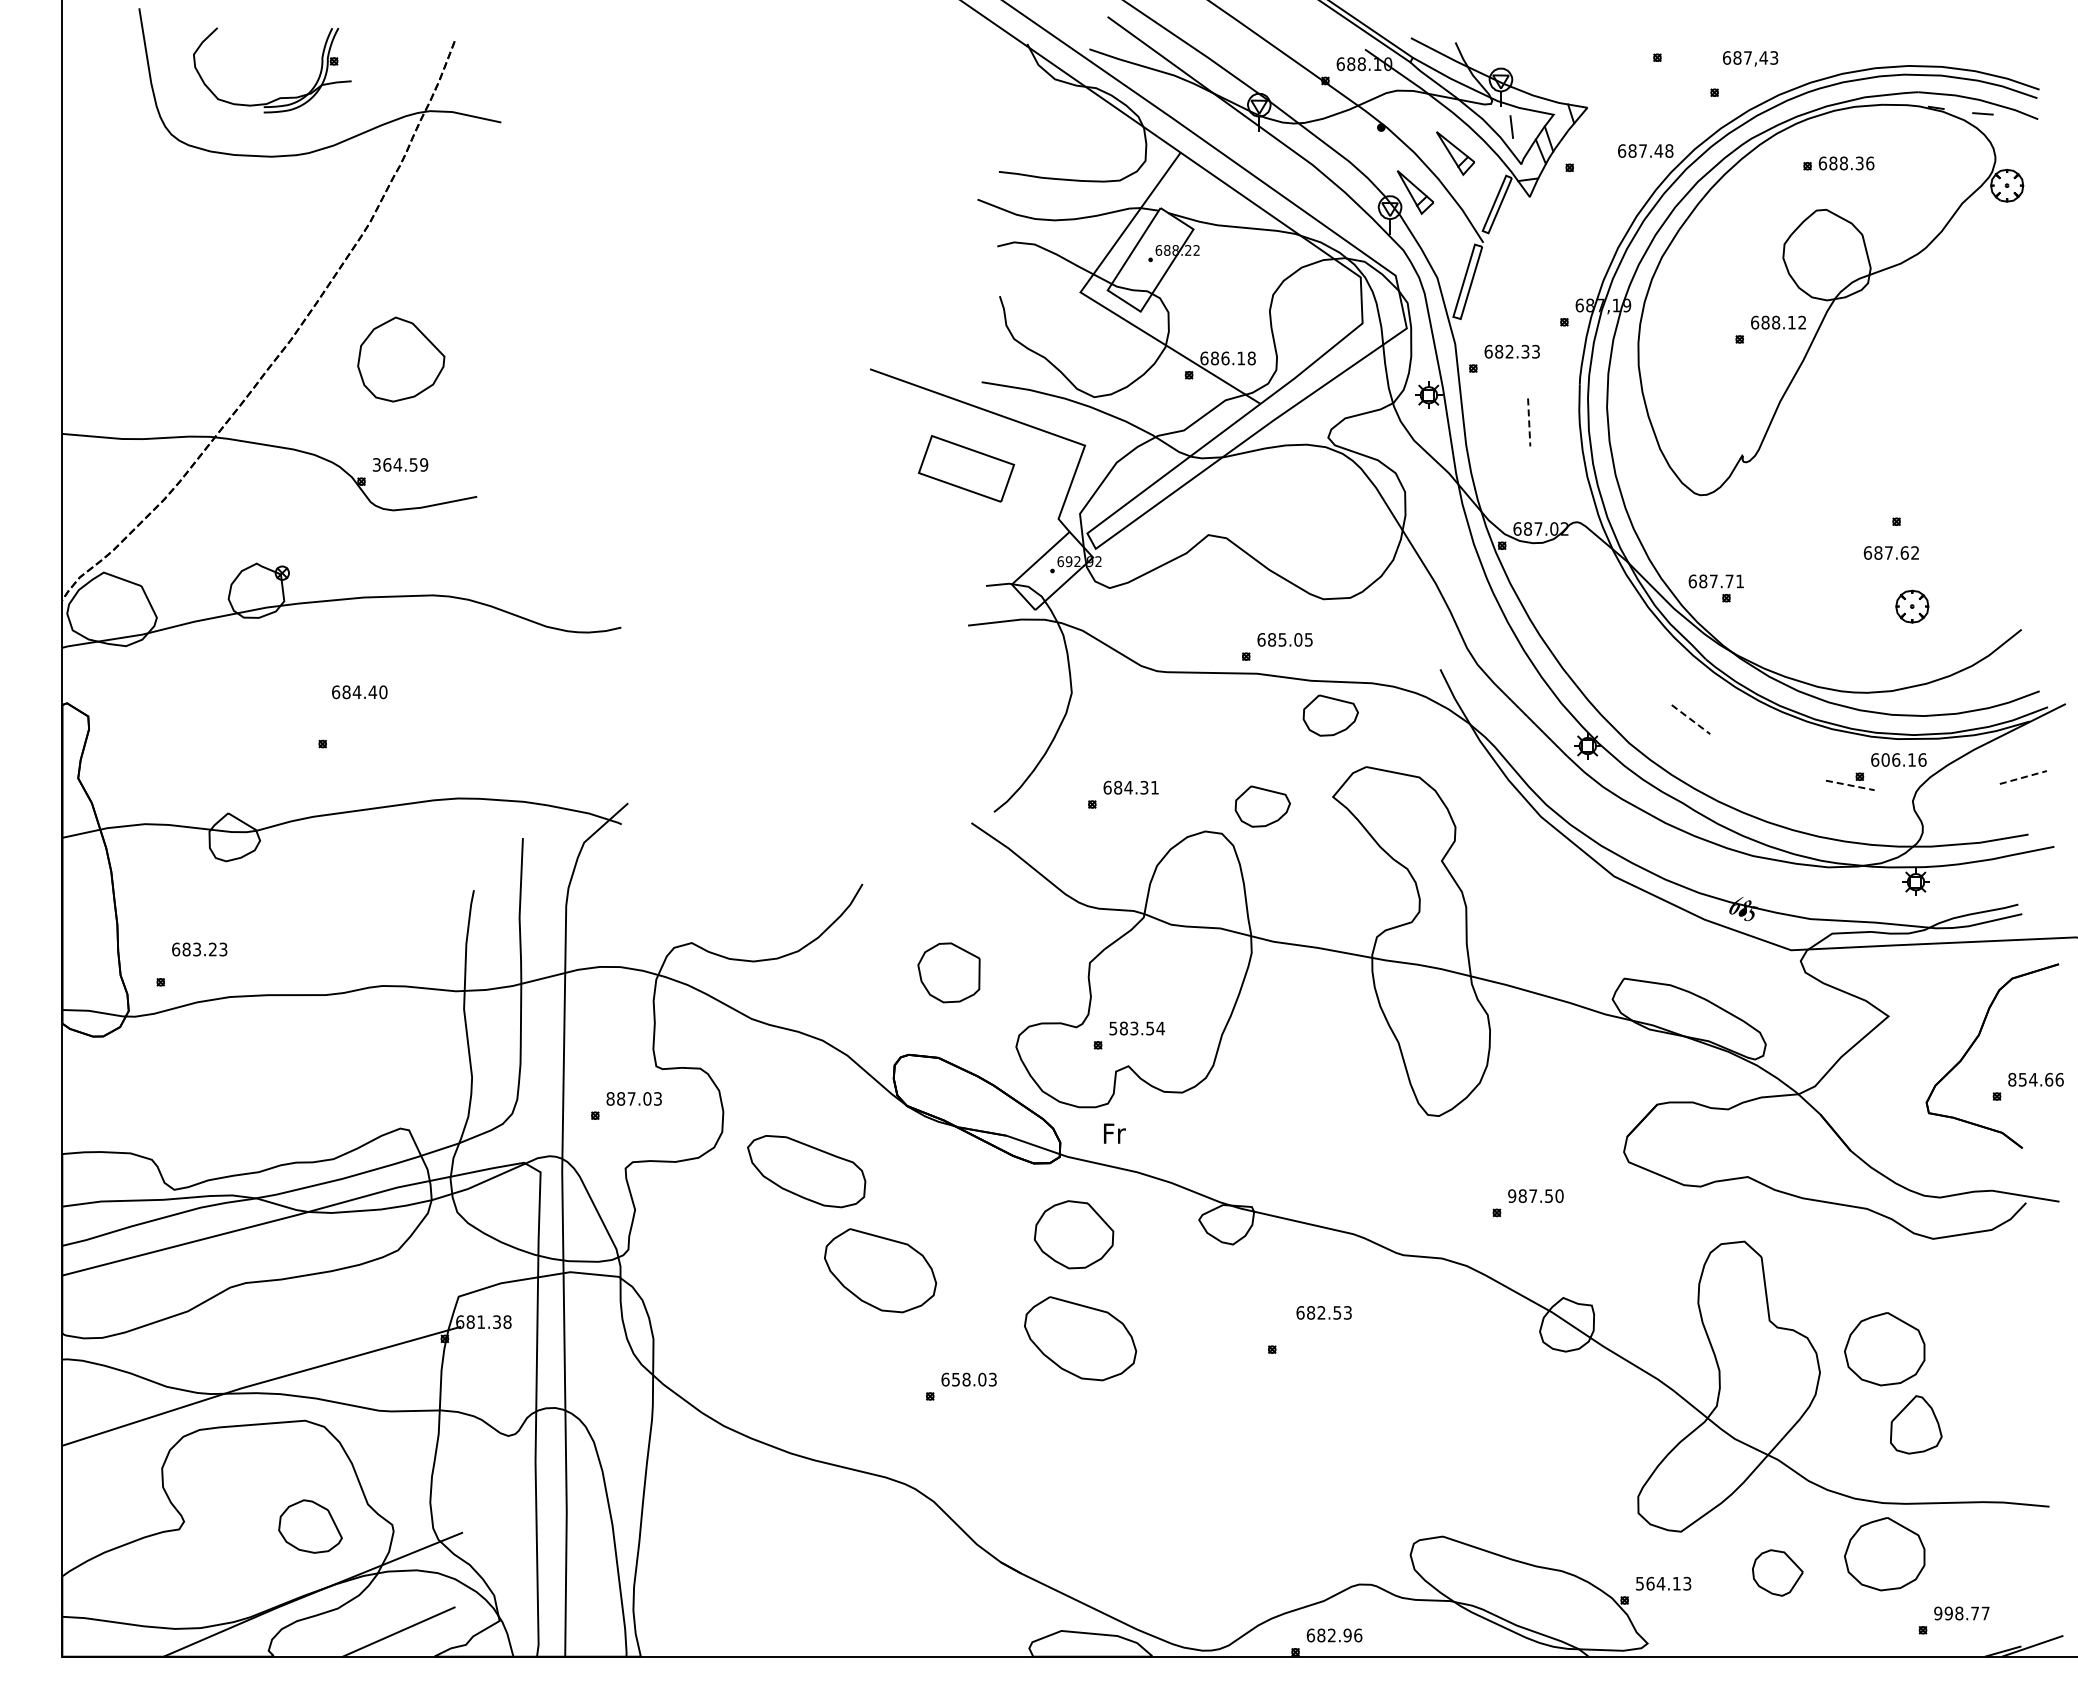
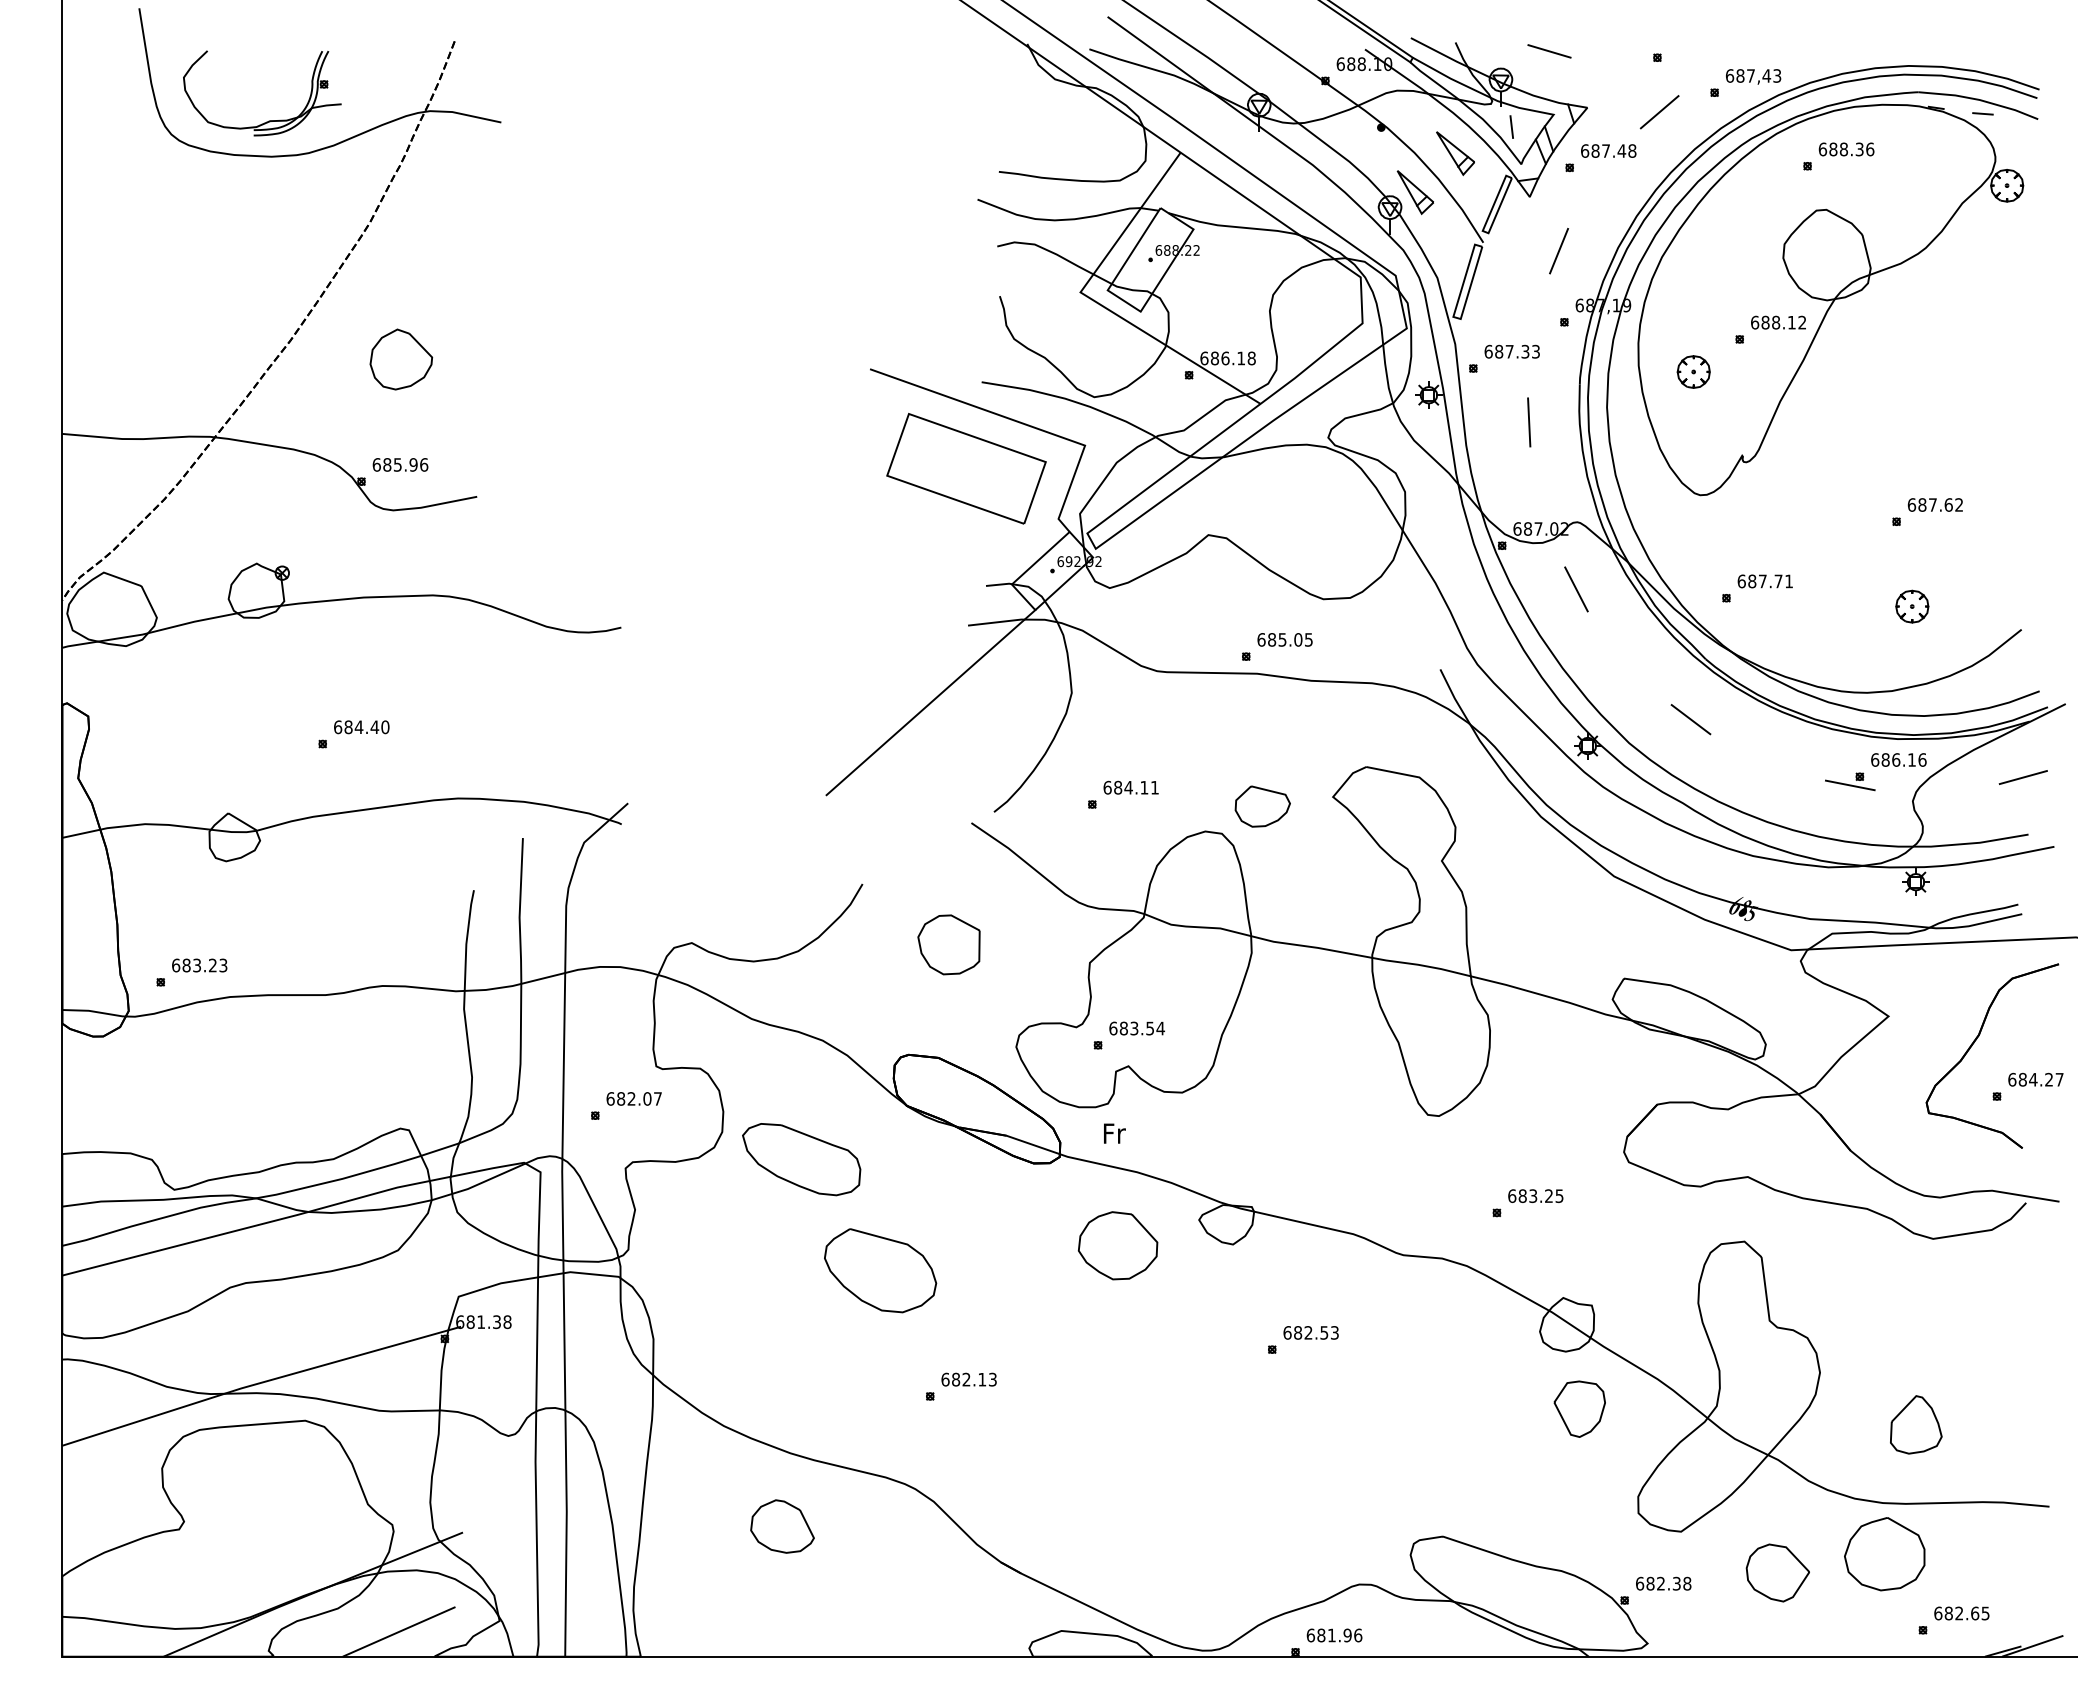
line: none -> present (1549, 51)
text position: (1750, 58) -> (1753, 76) (1753, 76)
part position: (278, 97) -> (268, 120) (268, 120)
line: none -> present (1659, 112)
text position: (1645, 150) -> (1608, 150) (1608, 150)
text position: (1846, 163) -> (1846, 149) (1846, 149)
line: none -> present (1559, 250)
text: 682.33 -> 687.33 (1509, 351)
part size: 89x87 px -> 65x63 px (401, 359)
part: none -> present (1693, 371)
line: dashed -> solid (1529, 422)
text: 364.59 -> 685.96 (400, 464)
part size: 99x68 px -> 161x112 px (966, 468)
text position: (1890, 552) -> (1934, 504) (1934, 504)
text position: (1715, 581) -> (1764, 581) (1764, 581)
line: none -> present (1576, 589)
text position: (359, 692) -> (361, 727) (361, 727)
line: none -> present (930, 702)
part: present -> none (1330, 715)
line: dashed -> solid (1691, 719)
text: 606.16 -> 686.16 (1885, 759)
line: dashed -> solid (2023, 777)
line: dashed -> solid (1850, 785)
text: 684.31 -> 684.11 (1144, 787)
text position: (199, 949) -> (199, 965) (199, 965)
part position: (948, 972) -> (948, 944) (948, 944)
text: 583.54 -> 683.54 (1113, 1028)
text: 854.66 -> 684.27 (2035, 1079)
text: 887.03 -> 682.07 (633, 1098)
part position: (806, 1171) -> (801, 1159) (801, 1159)
text: 987.50 -> 683.25 (1535, 1196)
part position: (1073, 1234) -> (1117, 1245) (1117, 1245)
text position: (1323, 1312) -> (1310, 1332) (1310, 1332)
part: present -> none (1080, 1338)
part: present -> none (1884, 1349)
text: 658.03 -> 682.13 (969, 1379)
part: none -> present (1579, 1408)
part position: (310, 1526) -> (782, 1526) (782, 1526)
part size: 52x48 px -> 65x60 px (1777, 1572)
text: 564.13 -> 682.38 (1663, 1583)
text: 998.77 -> 682.65 (1961, 1613)
text: 682.96 -> 681.96 (1331, 1635)
